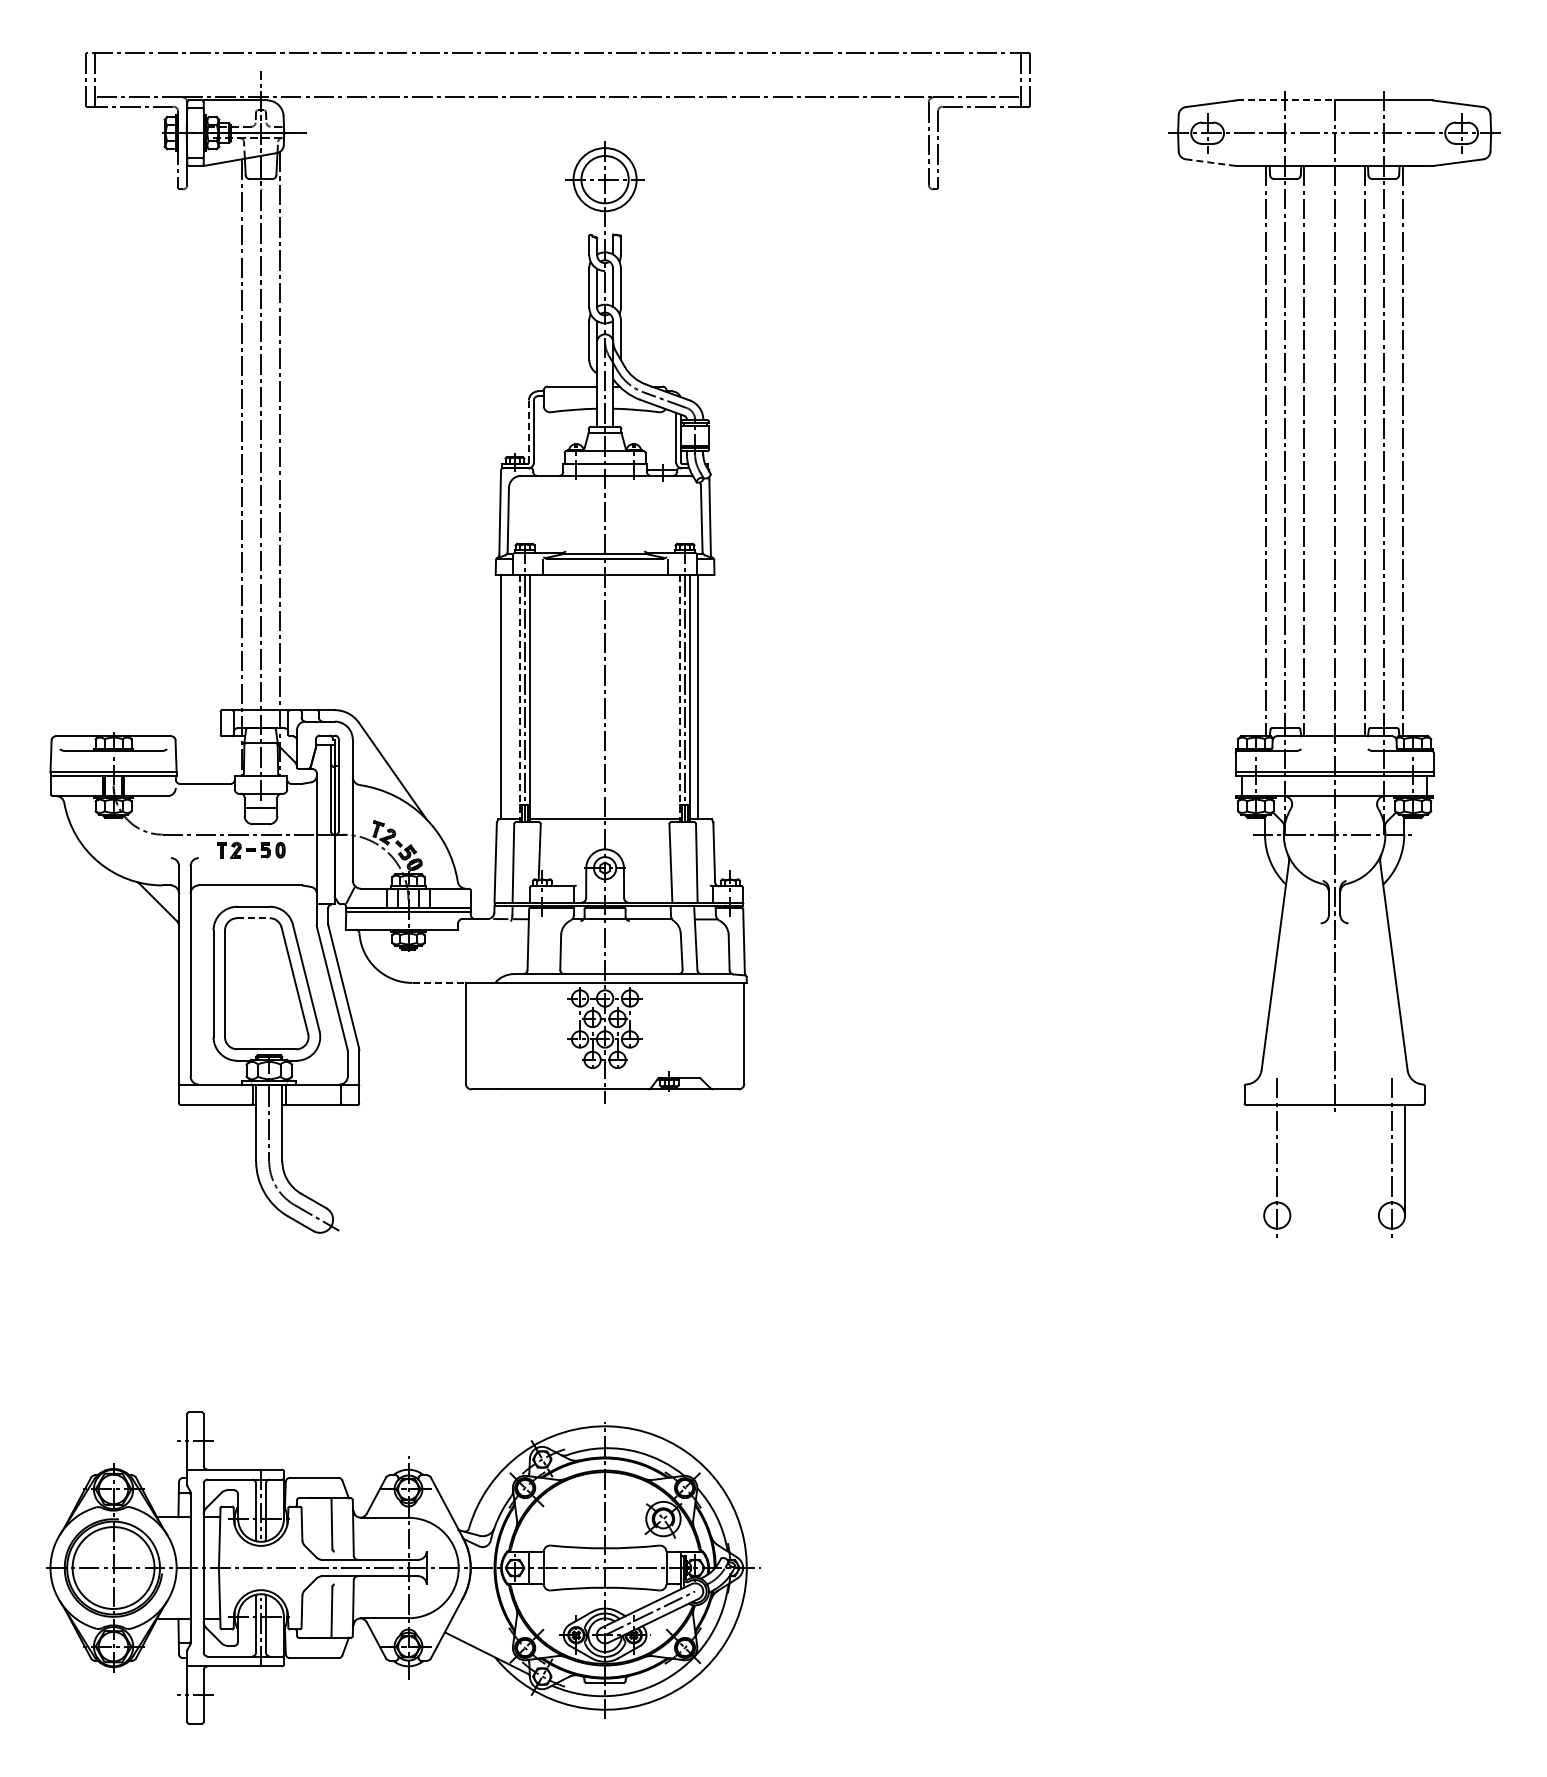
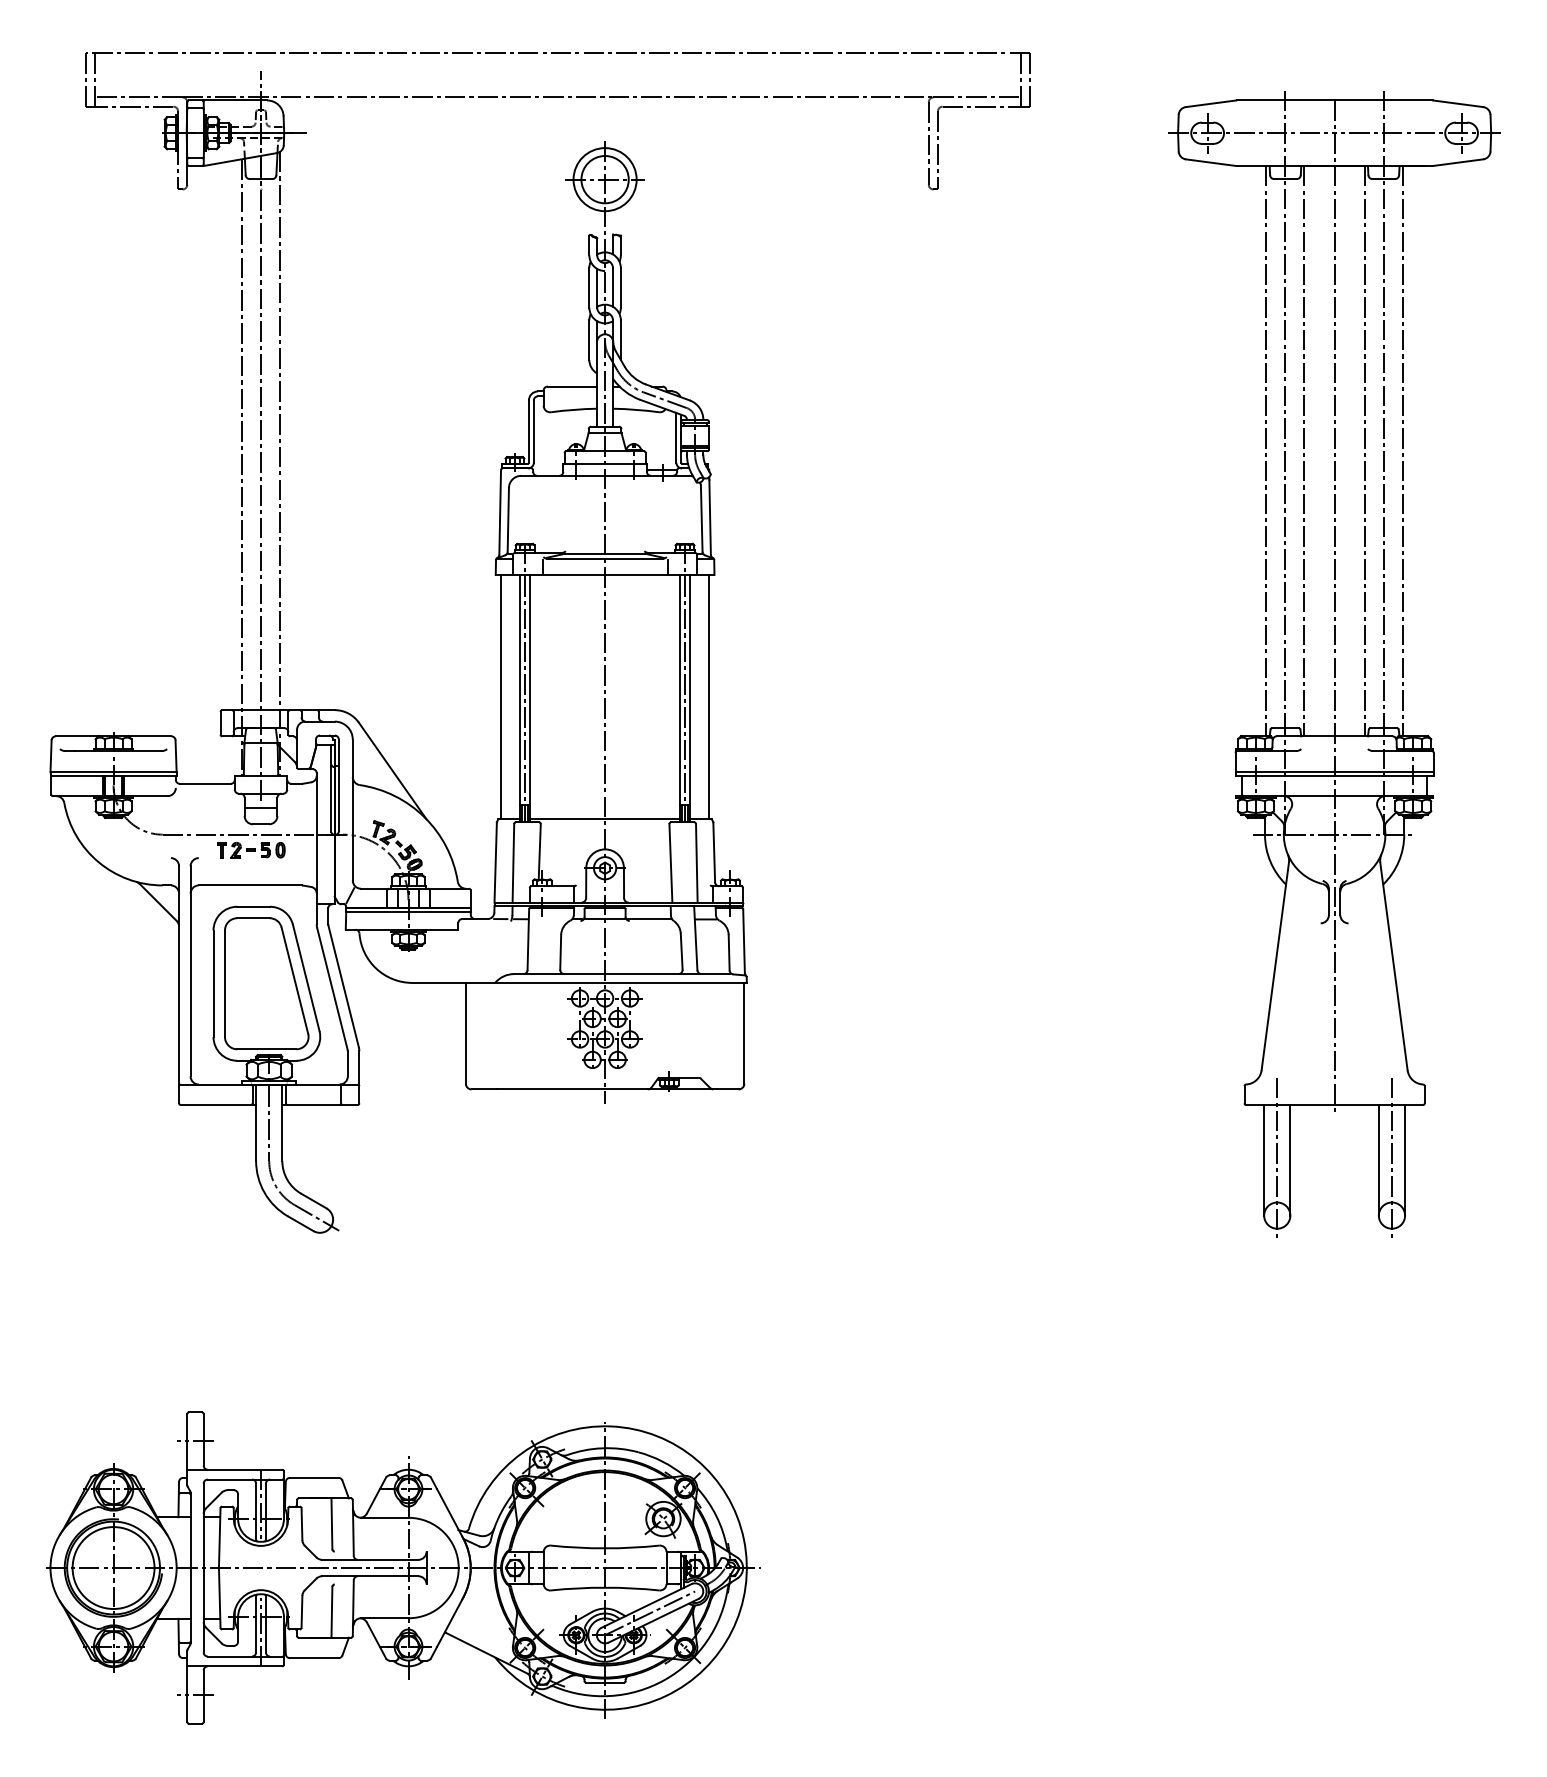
line: dashed -> solid (1286, 100)
line: dashed -> solid (1210, 162)
line: dashed -> solid (528, 431)
line position: (698, 696) -> (709, 696) (709, 696)
line: dashed -> solid (520, 698)
line: dashed -> solid (680, 698)
line: dashed -> solid (253, 918)
line: dashed -> solid (439, 982)
line: none -> present (1264, 1160)
line: none -> present (1290, 1160)
line: none -> present (1378, 1160)
